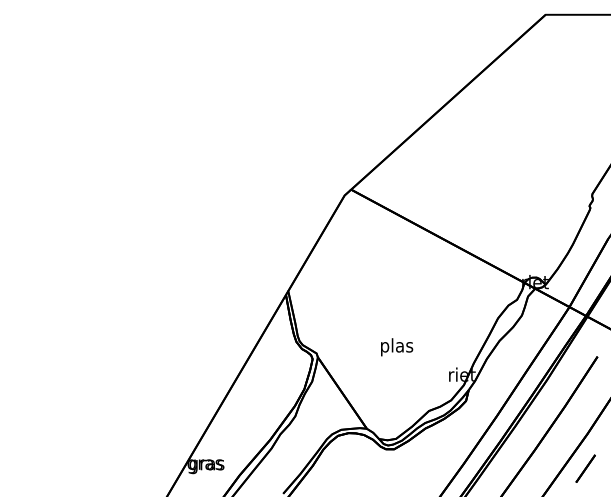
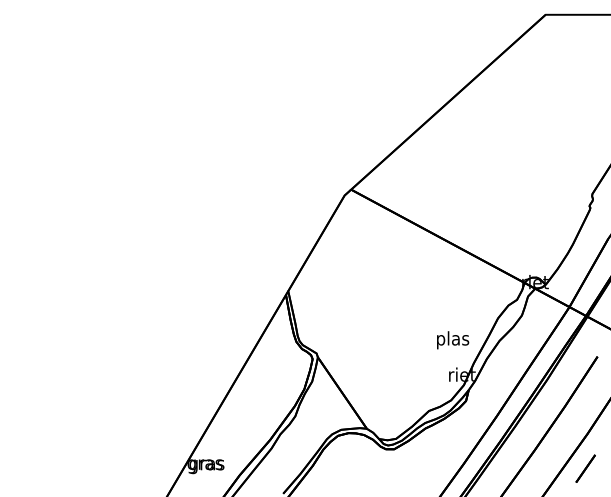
text position: (397, 347) -> (453, 340) (453, 340)
